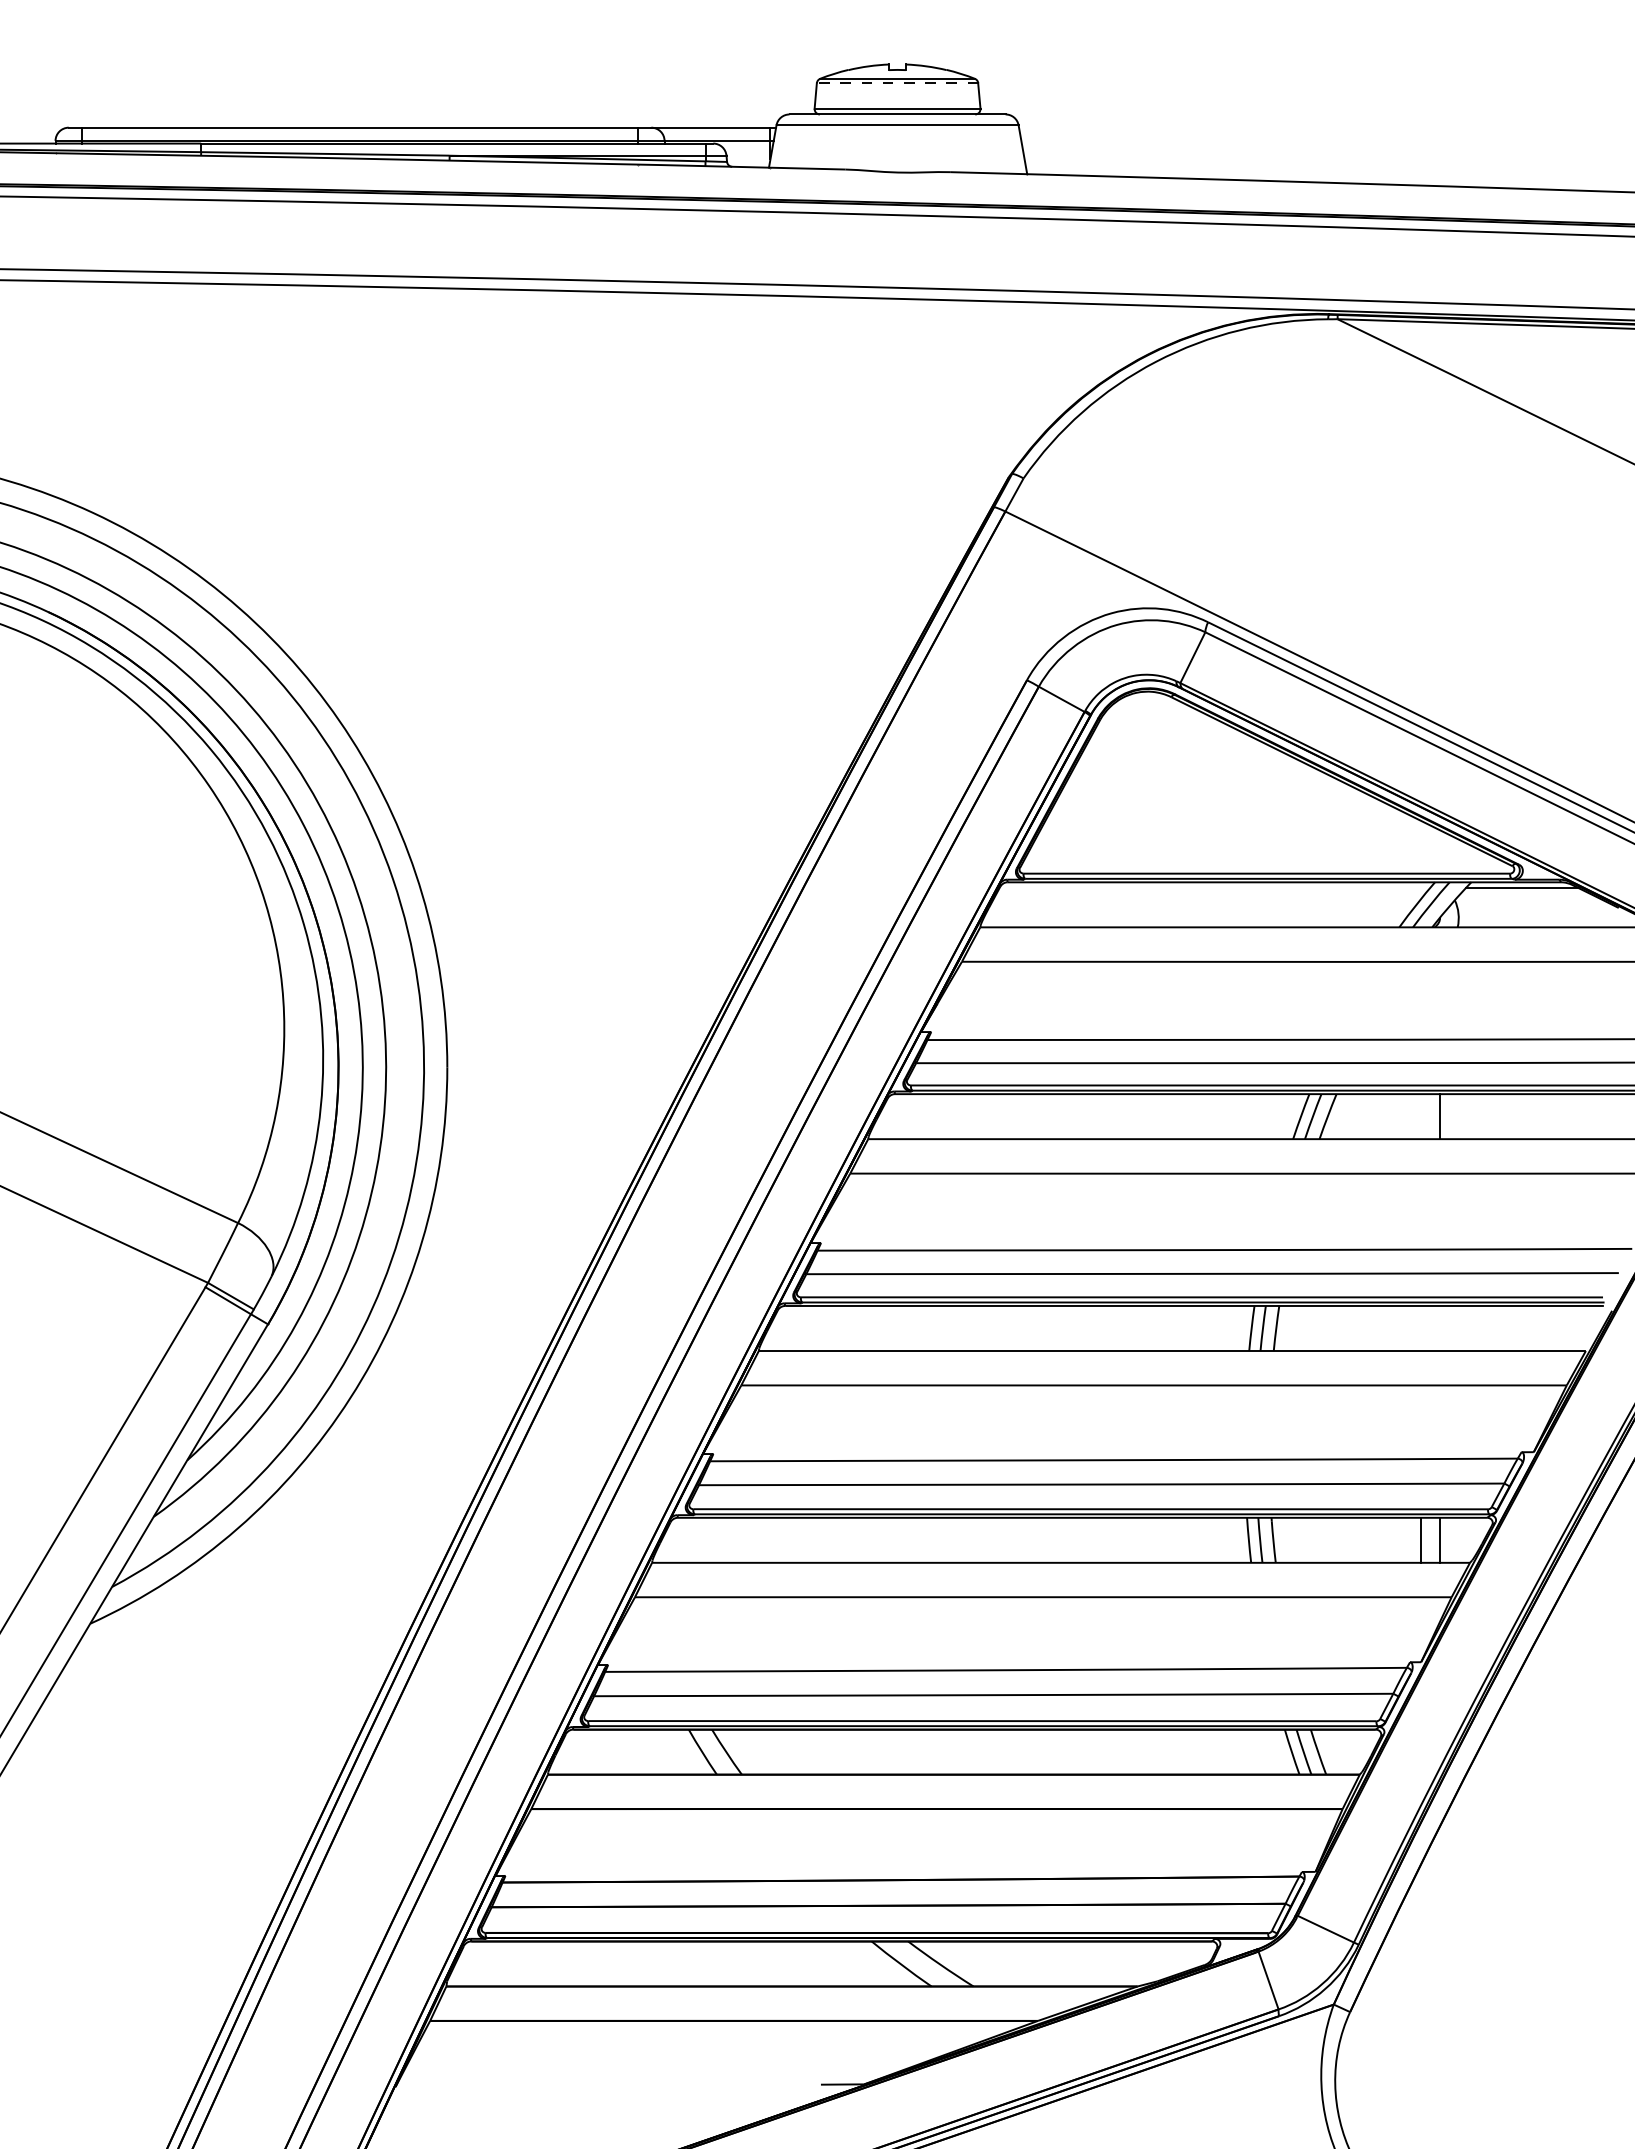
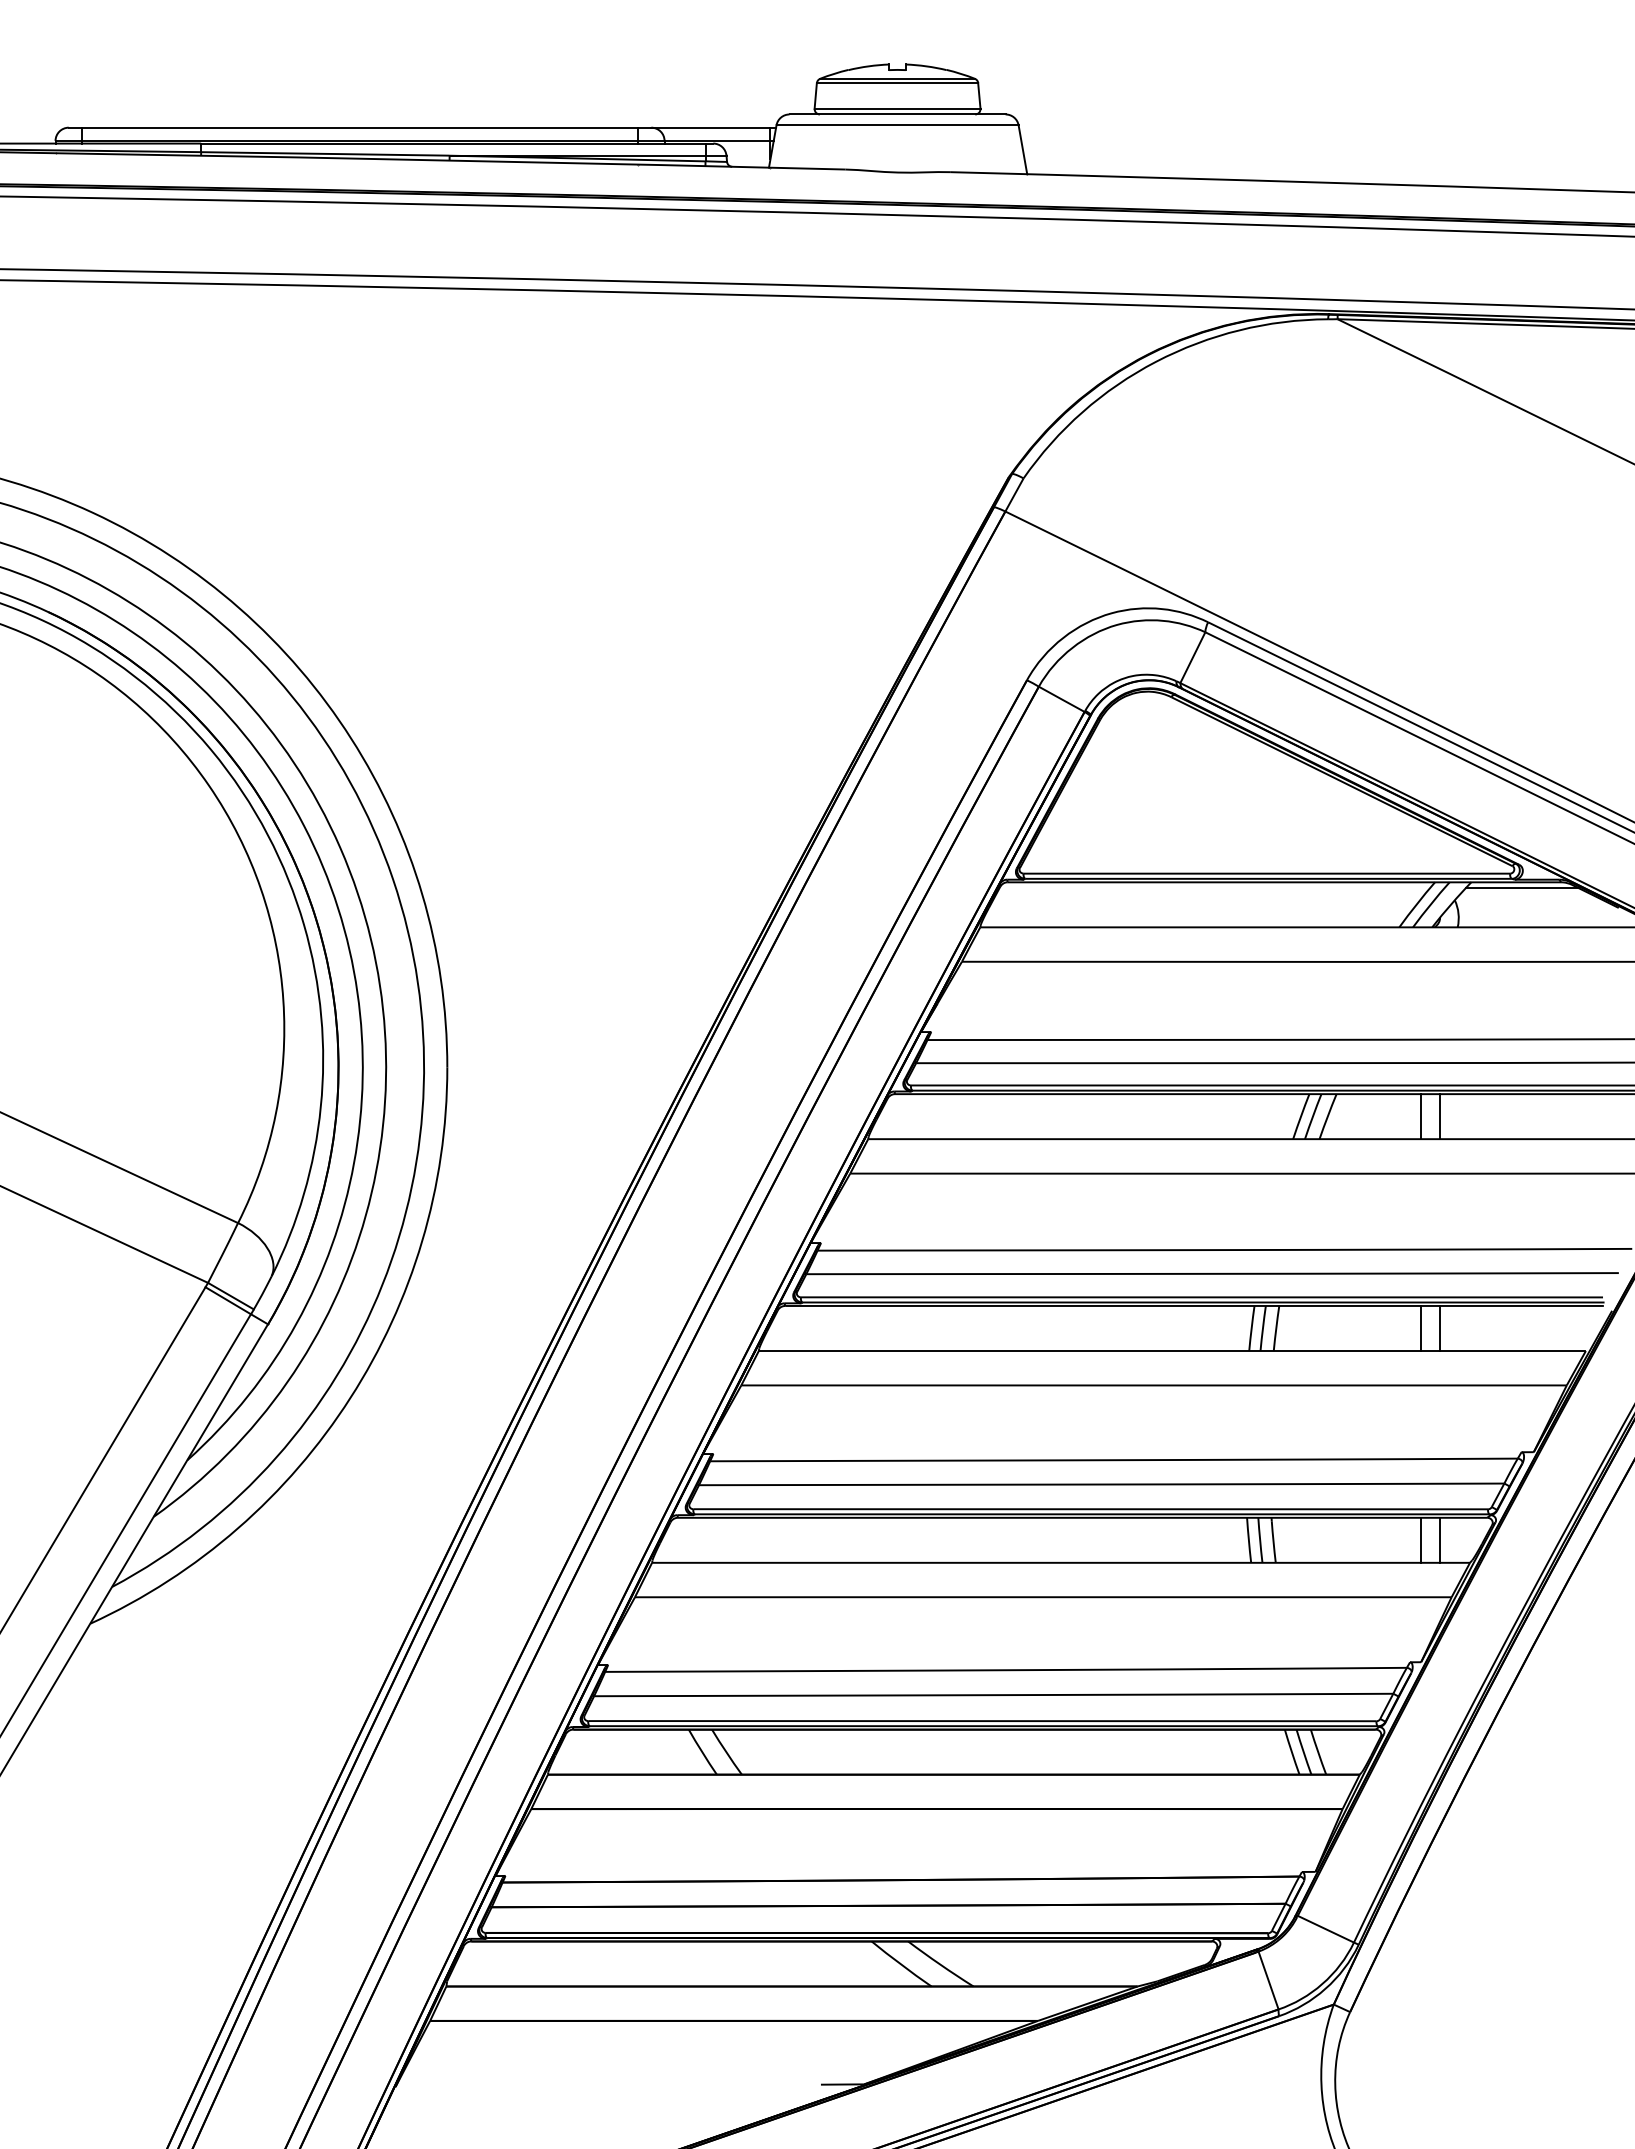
line: dashed -> solid (897, 83)
line: none -> present (1421, 1116)
line: none -> present (1421, 1328)
line: none -> present (1440, 1328)
